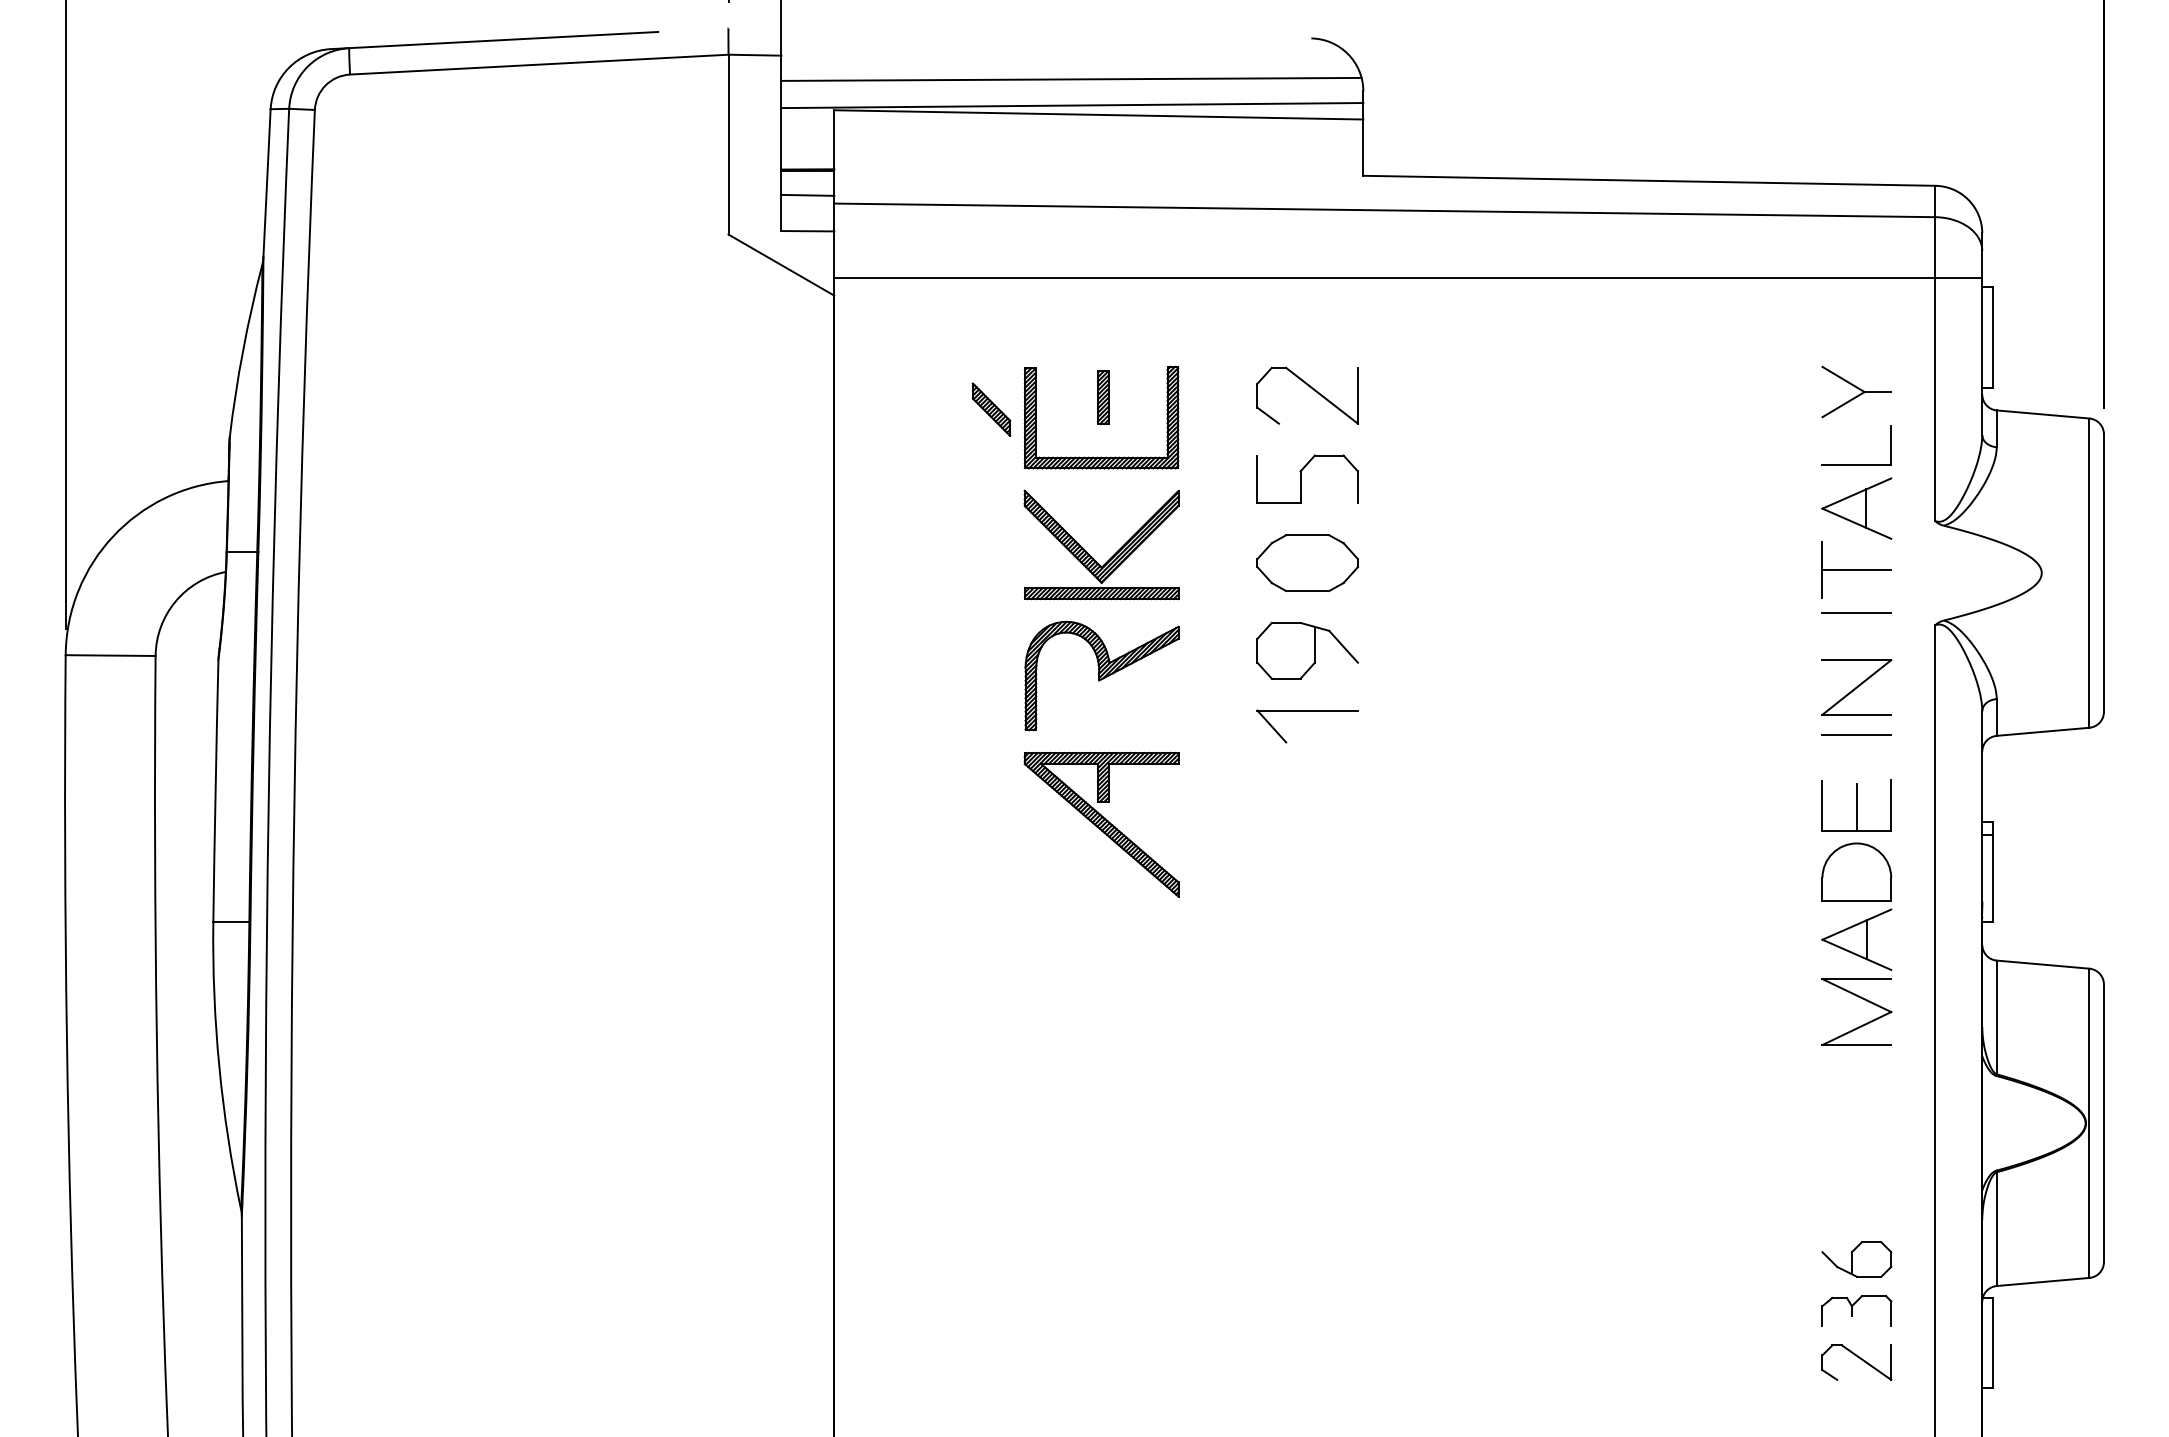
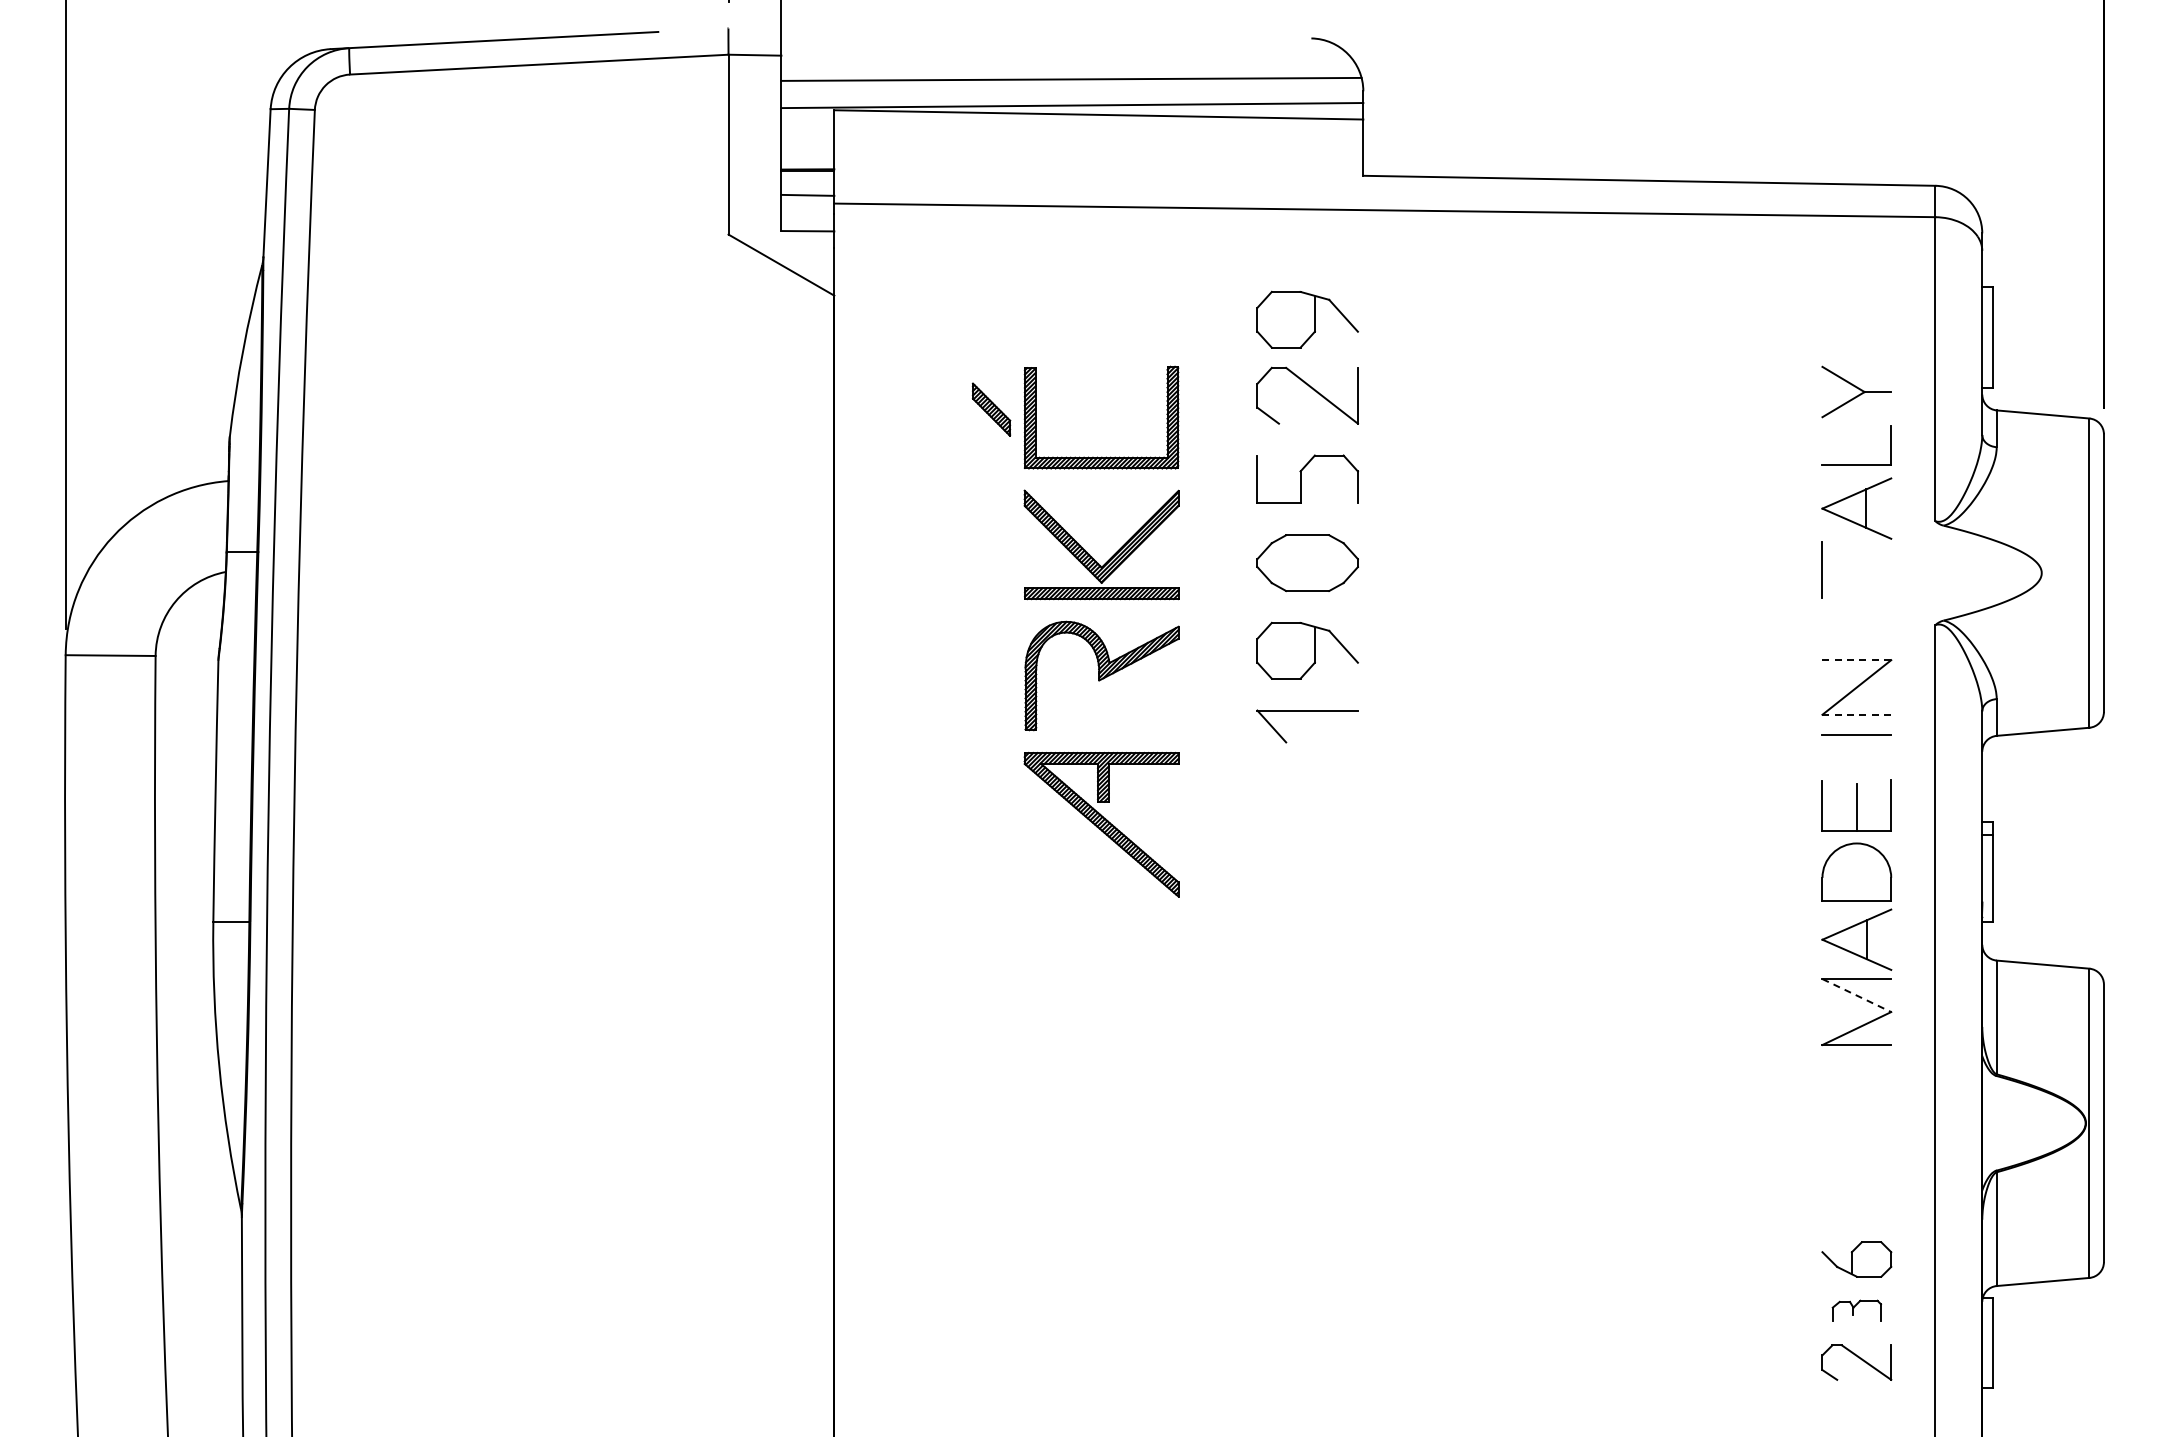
line: present -> none (1408, 278)
part: none -> present (1307, 319)
part: present -> none (1103, 397)
line: present -> none (1856, 570)
line: present -> none (1856, 612)
line: solid -> dashed (1857, 660)
line: solid -> dashed (1857, 714)
line: solid -> dashed (1857, 995)
part size: 72x32 px -> 51x23 px (1856, 1310)
